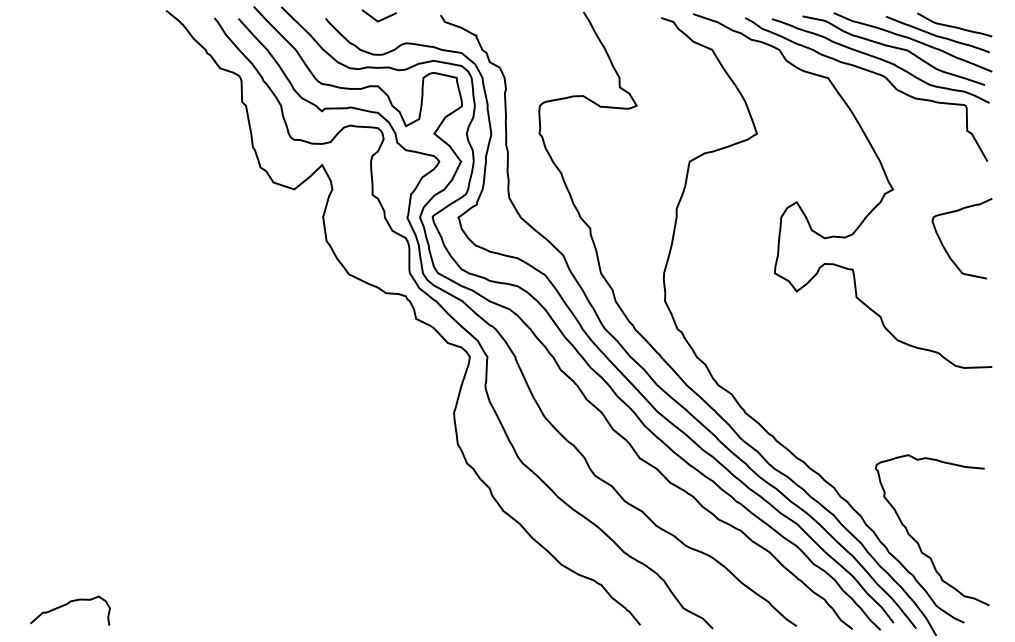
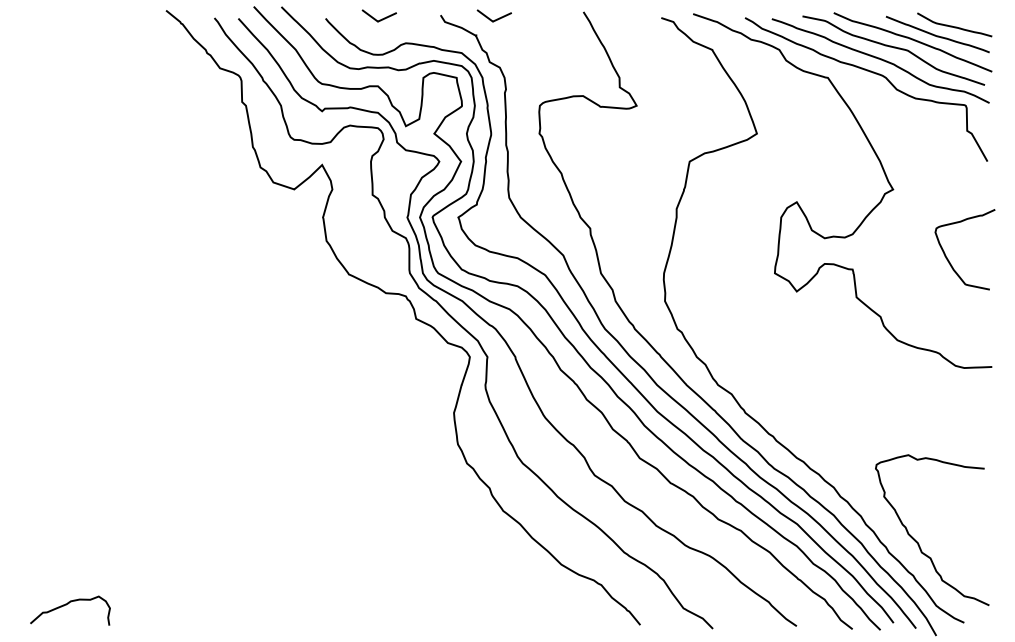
line: none -> present (494, 19)
curve position: (946, 249) -> (949, 260) (949, 260)
